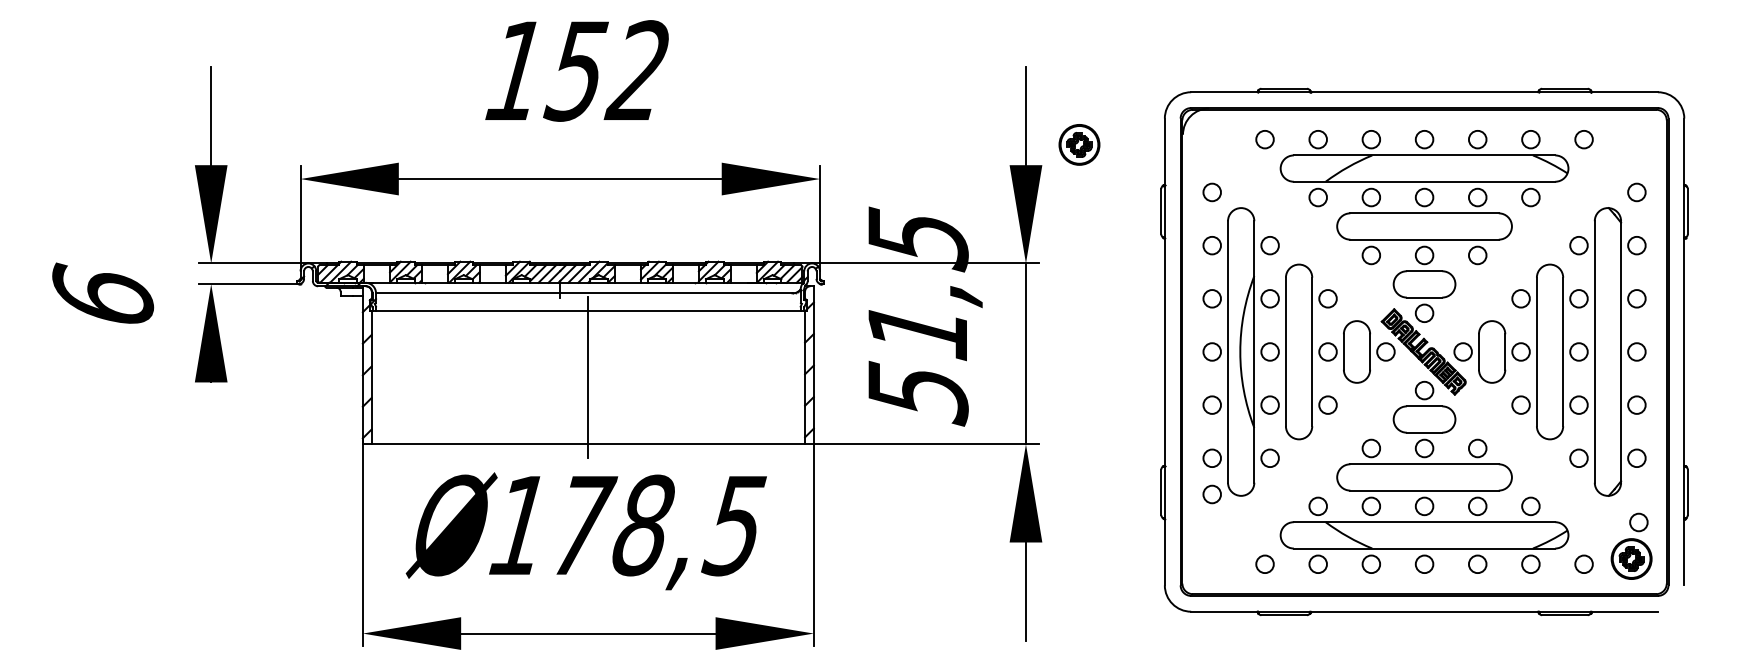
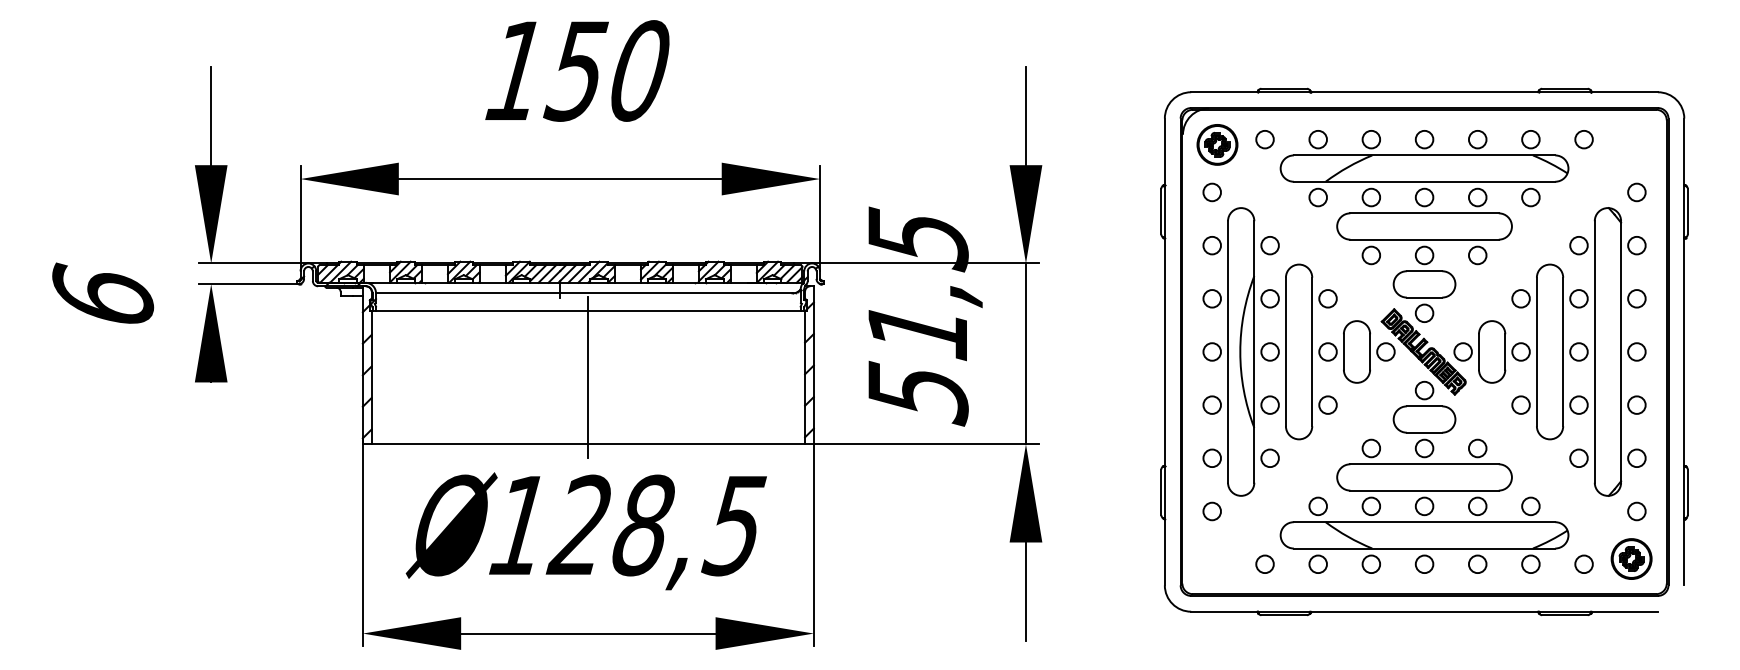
text: 152 -> 150 (636, 70)
part position: (1079, 144) -> (1217, 144) (1217, 144)
circle position: (1211, 494) -> (1211, 511) (1211, 511)
circle position: (1638, 522) -> (1636, 511) (1636, 511)
text: 178,5 -> 128,5 (581, 524)
